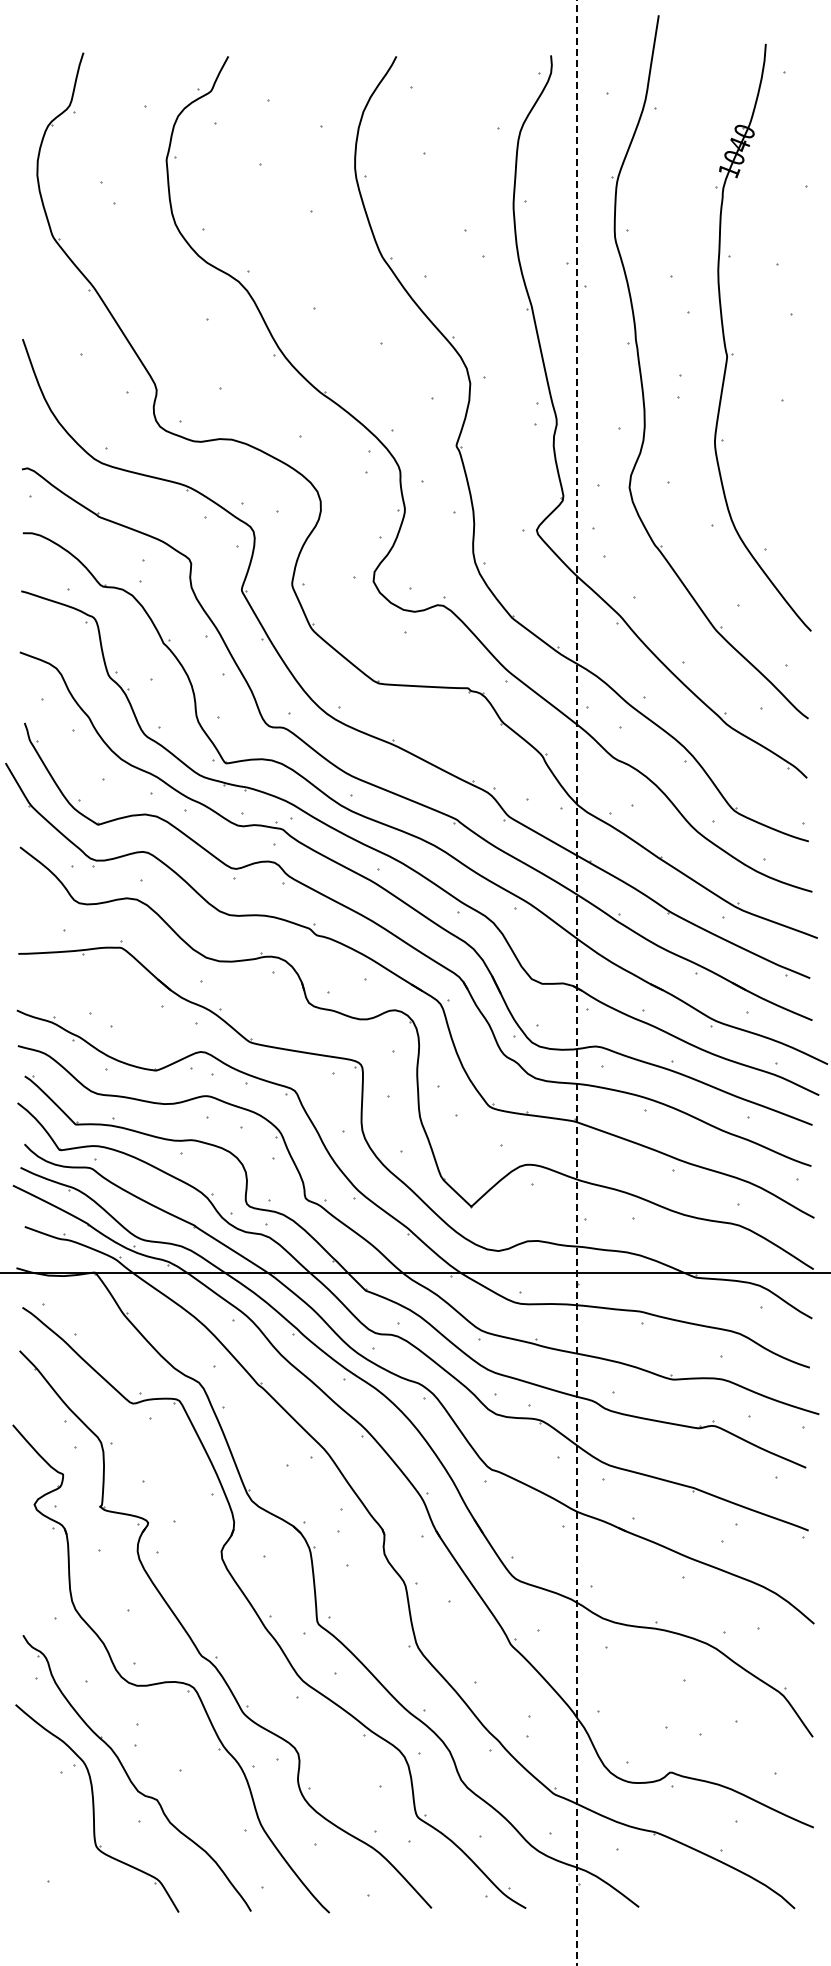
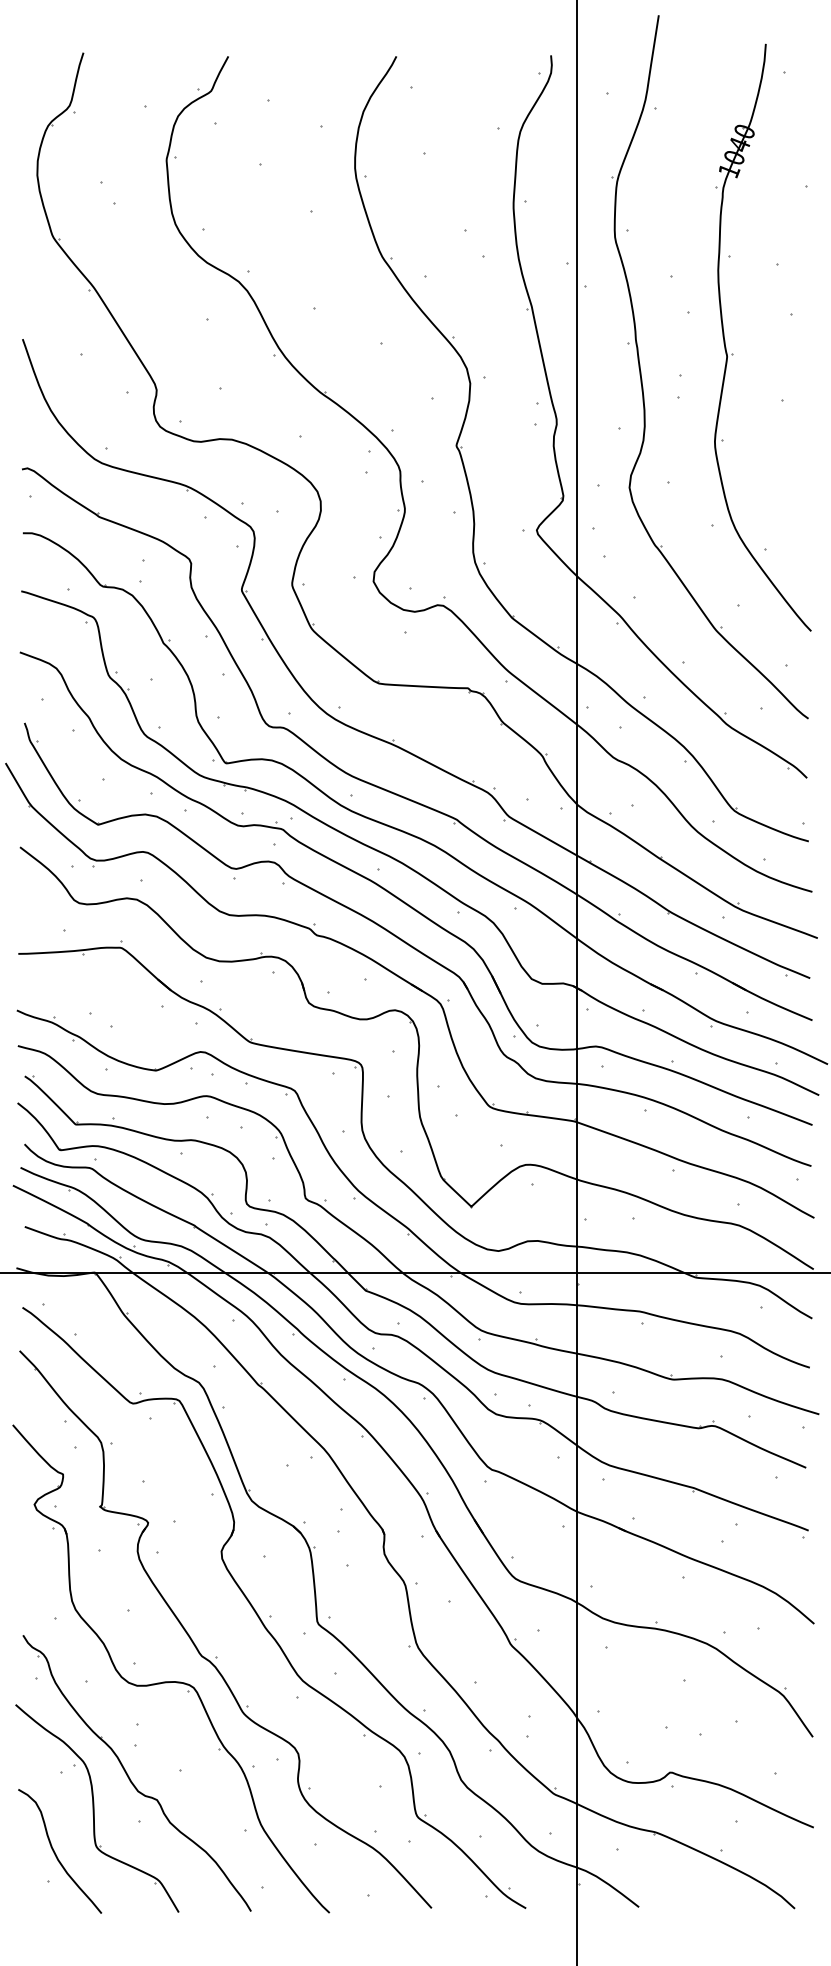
line: dashed -> solid (576, 982)
curve: none -> present (56, 1854)
